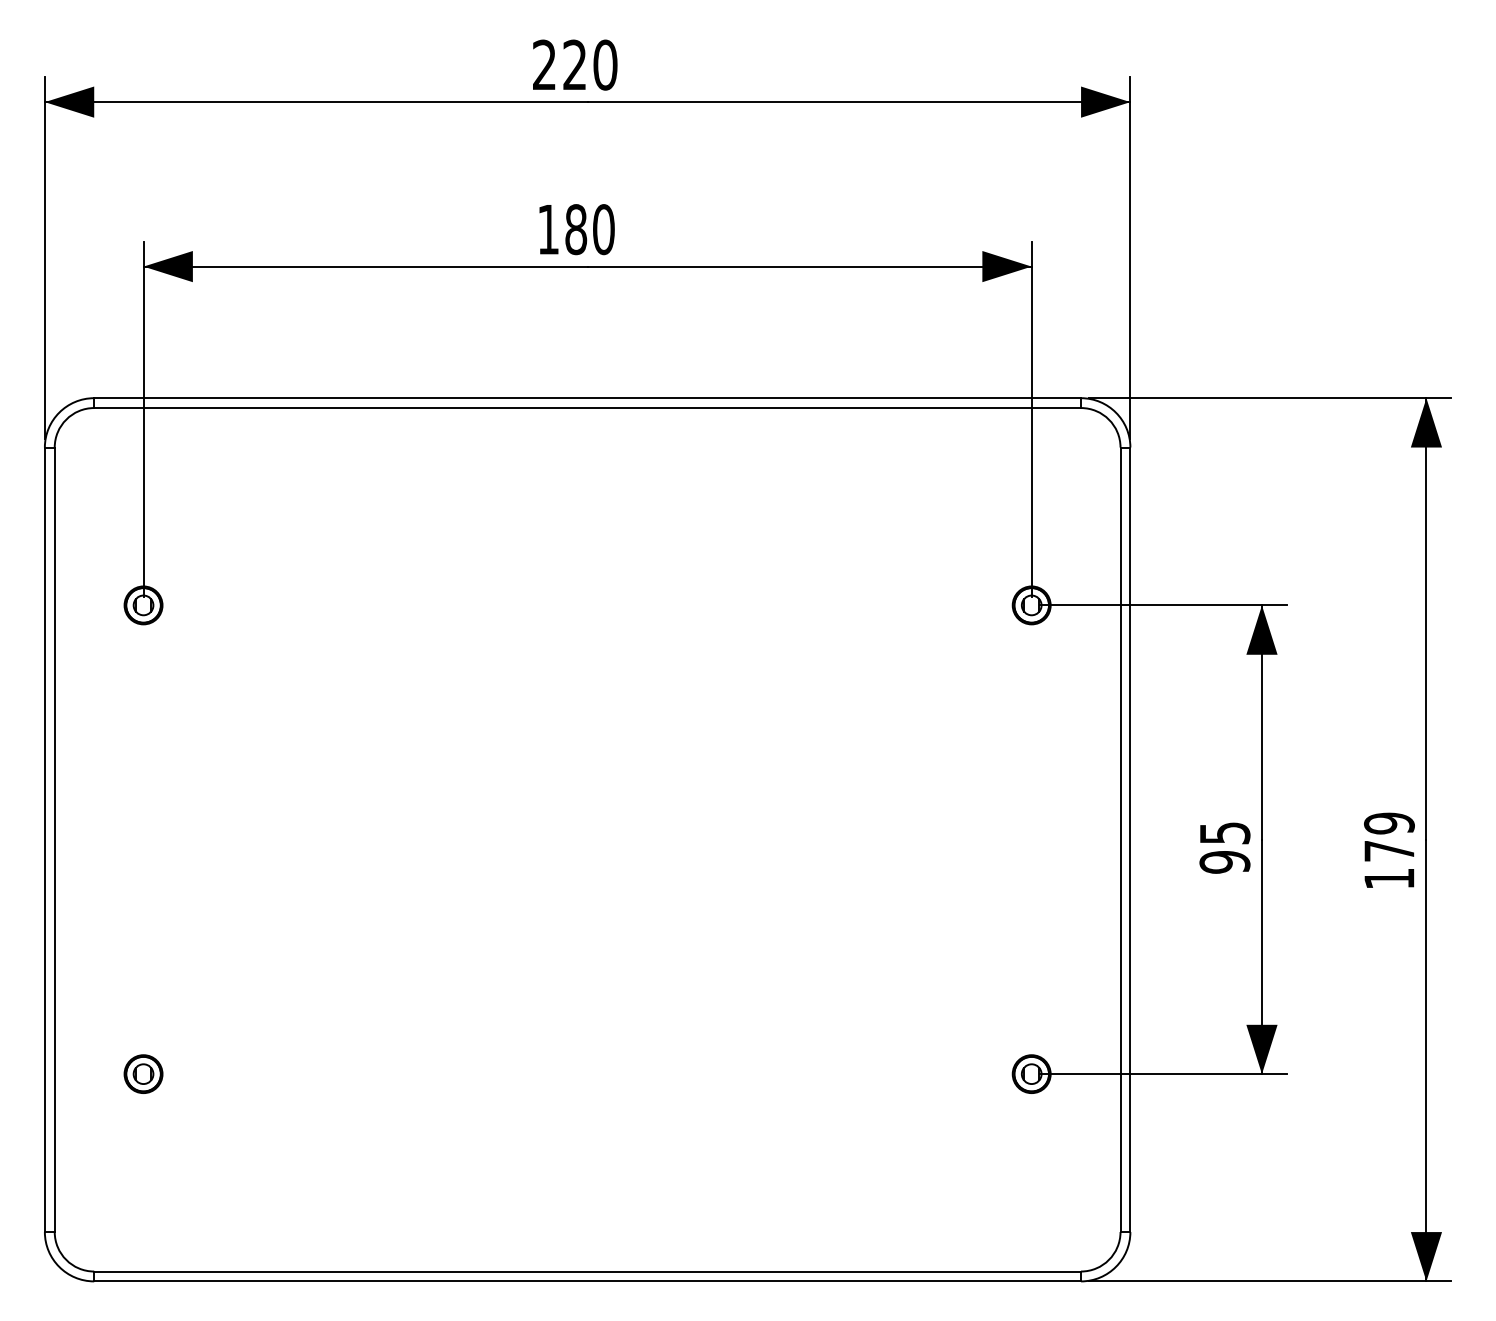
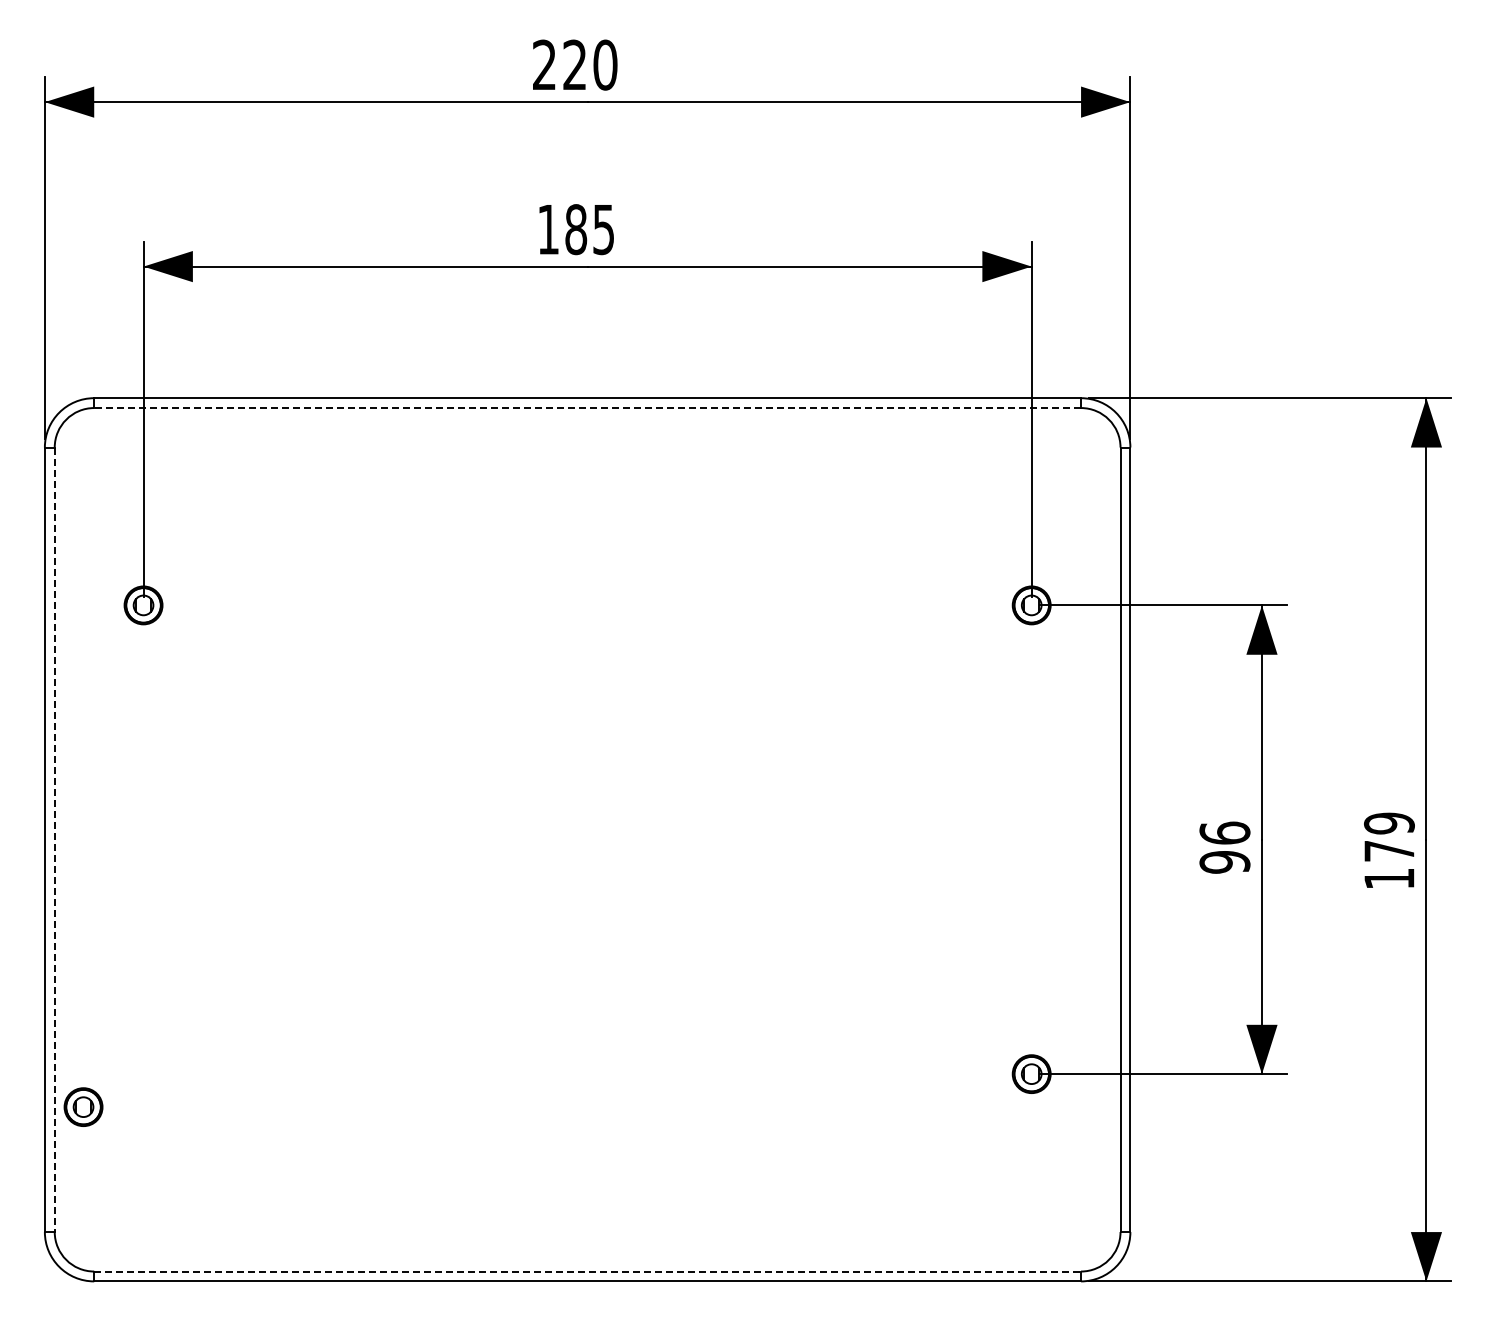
text: 180 -> 185 (603, 229)
line: solid -> dashed (587, 408)
text: 95 -> 96 (1224, 832)
line: solid -> dashed (54, 840)
part position: (143, 1073) -> (83, 1106) (83, 1106)
line: solid -> dashed (588, 1271)
